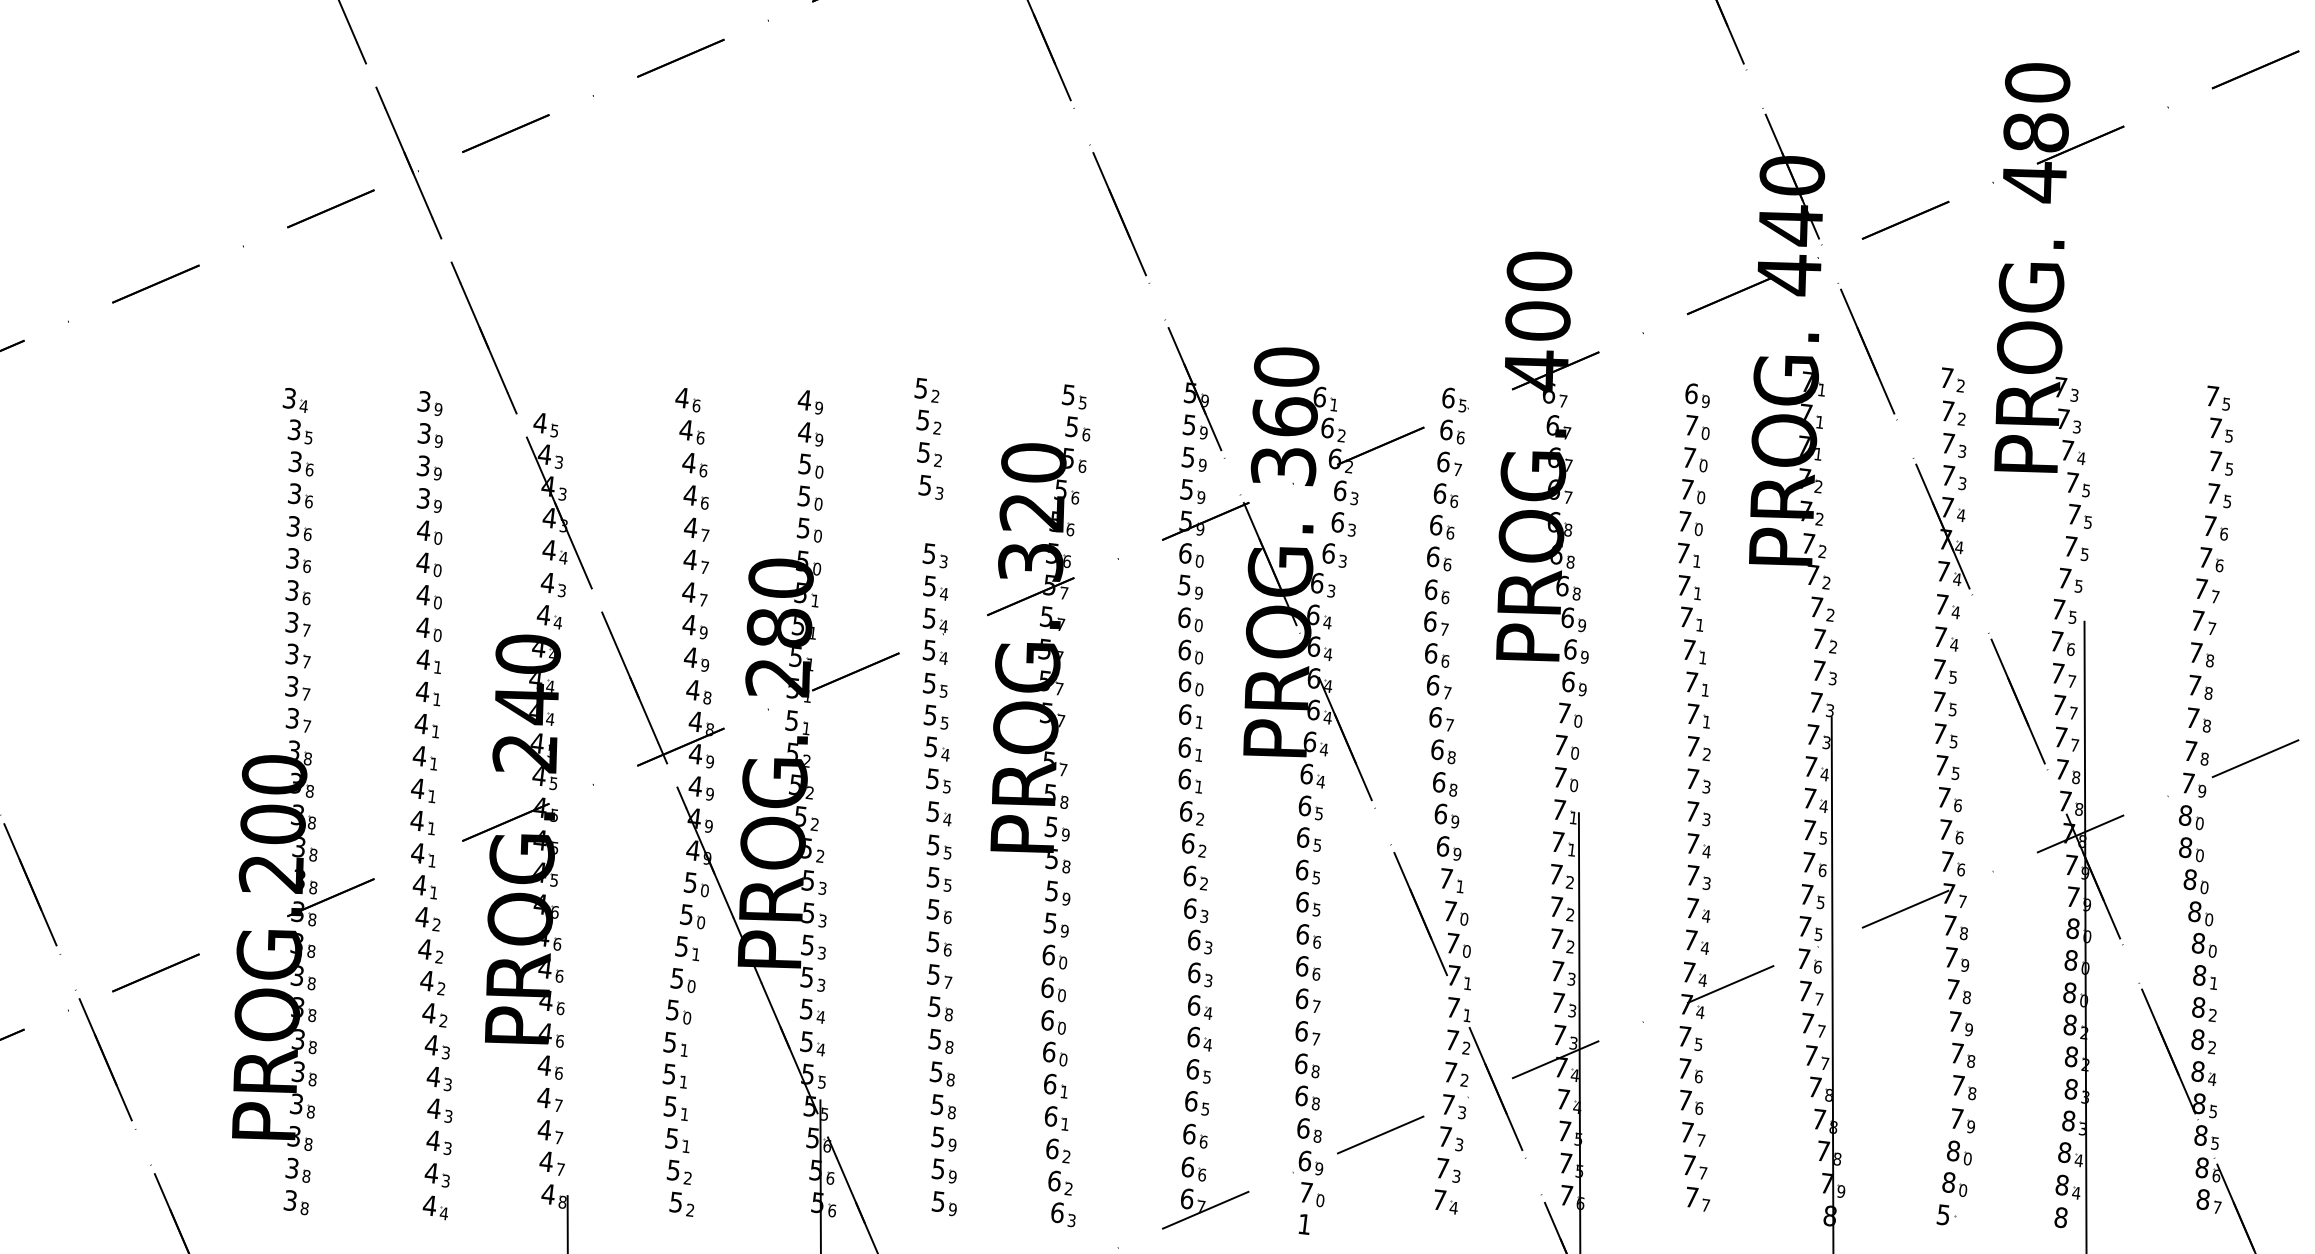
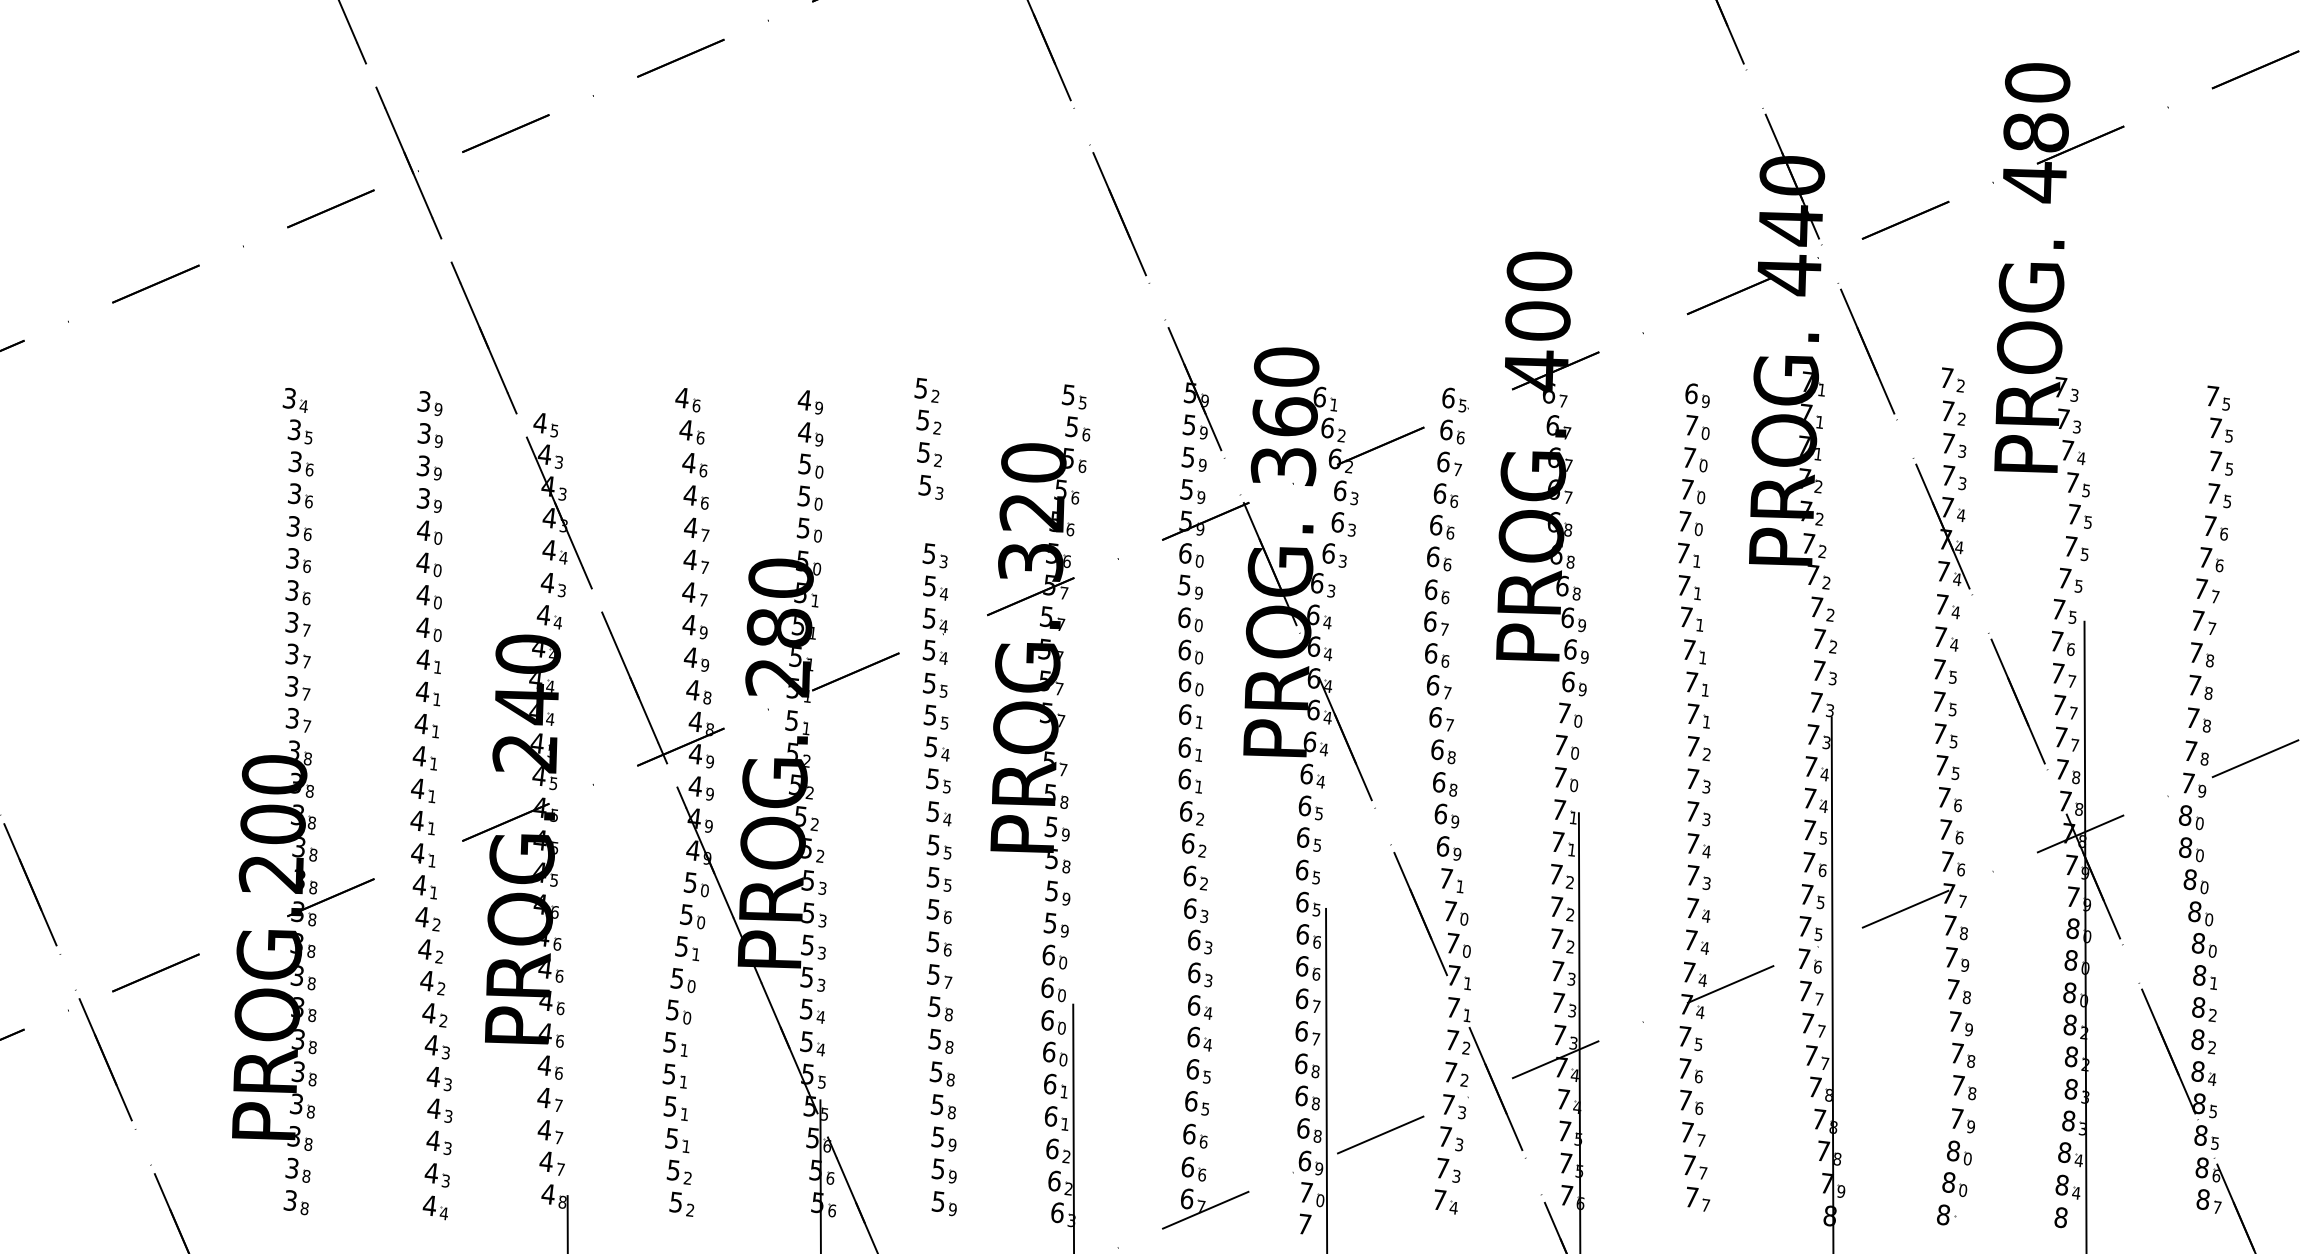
line: none -> present (1326, 1079)
line: none -> present (1073, 1127)
text: 5 -> 8 (1942, 1214)
text: 1 -> 7 (1304, 1223)
